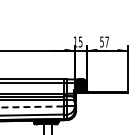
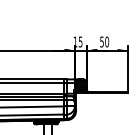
text: 57 -> 50 (107, 41)
line: dashed -> solid (32, 106)
